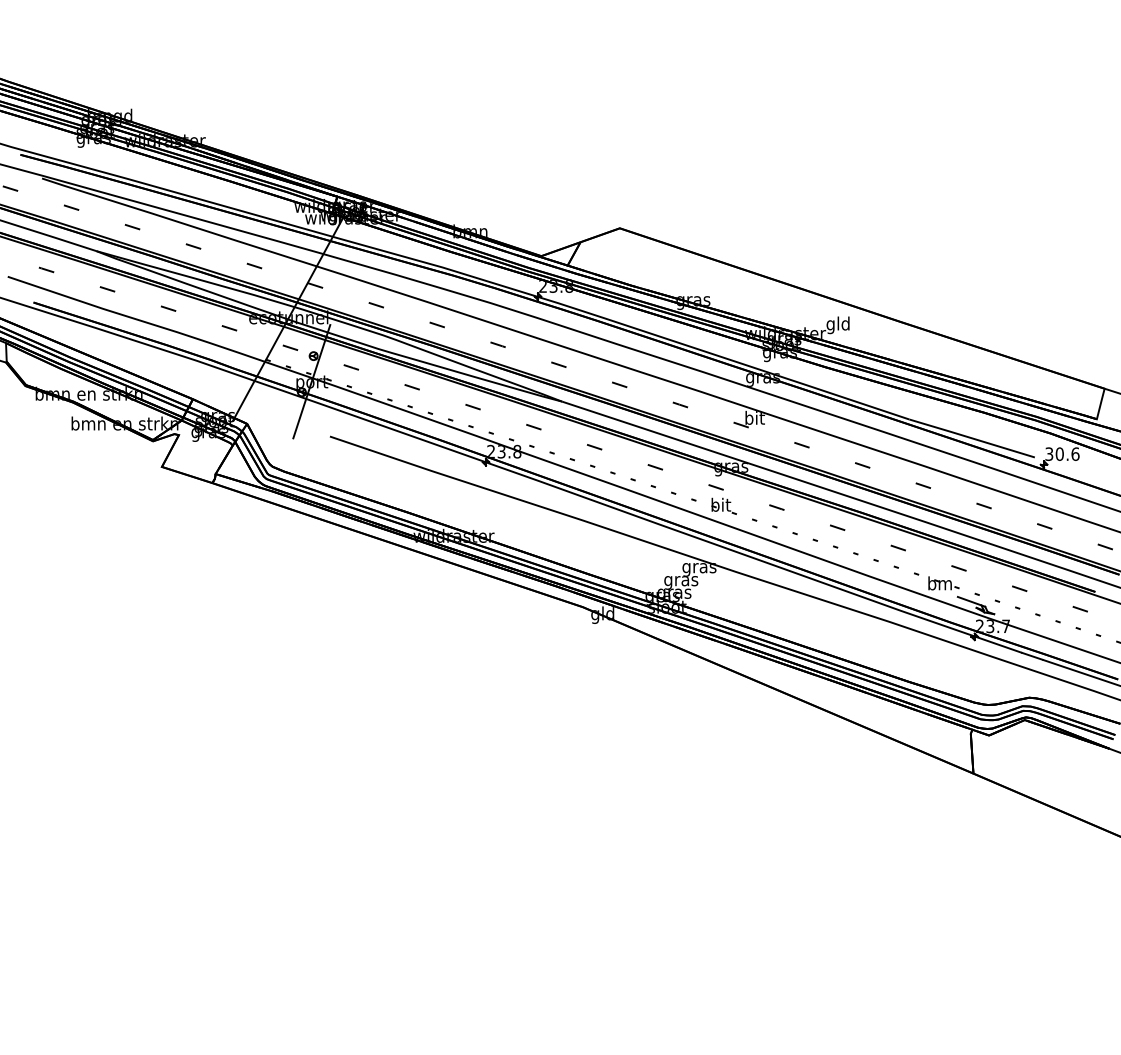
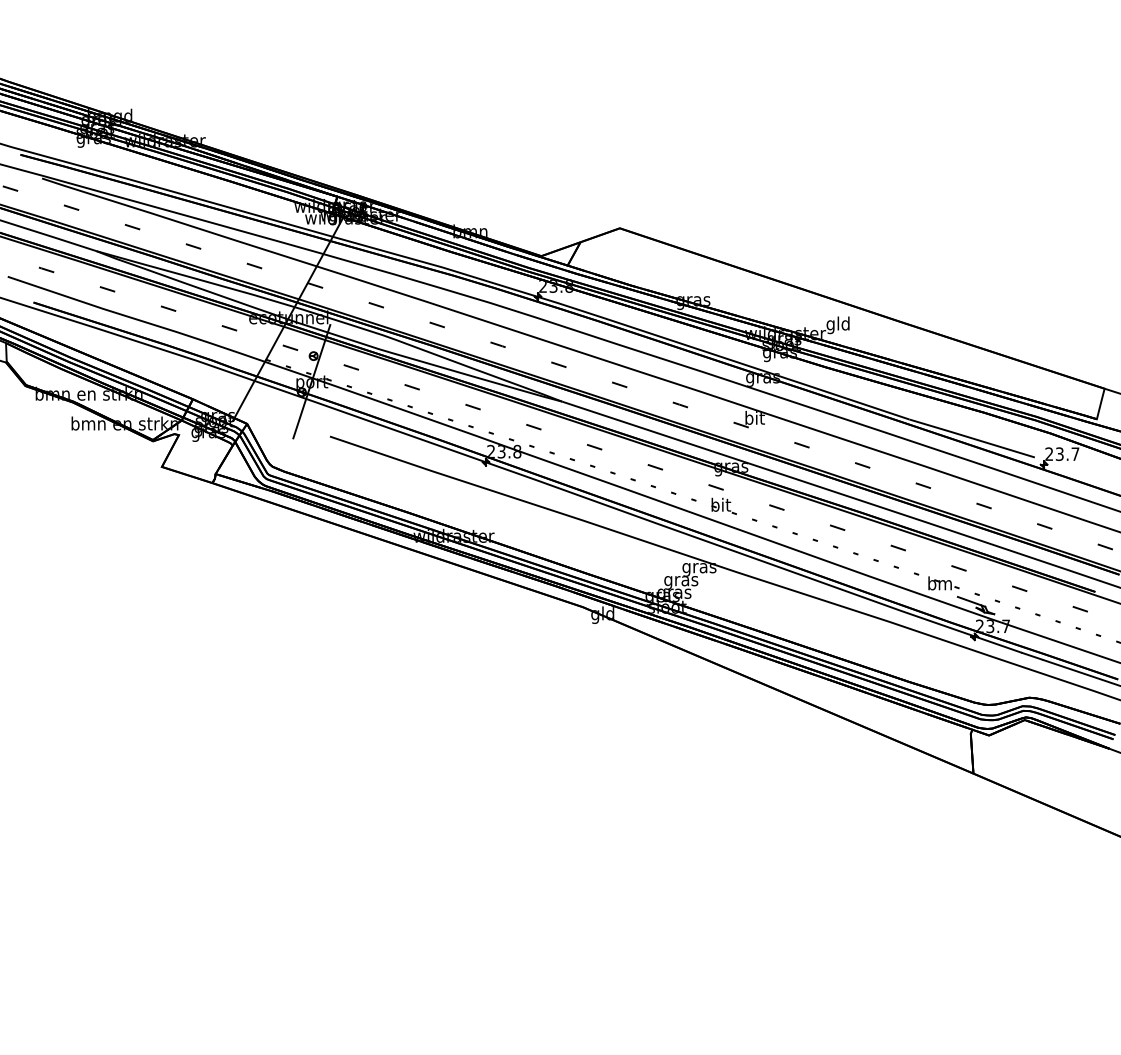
text: 30.6 -> 23.7 (1062, 454)
